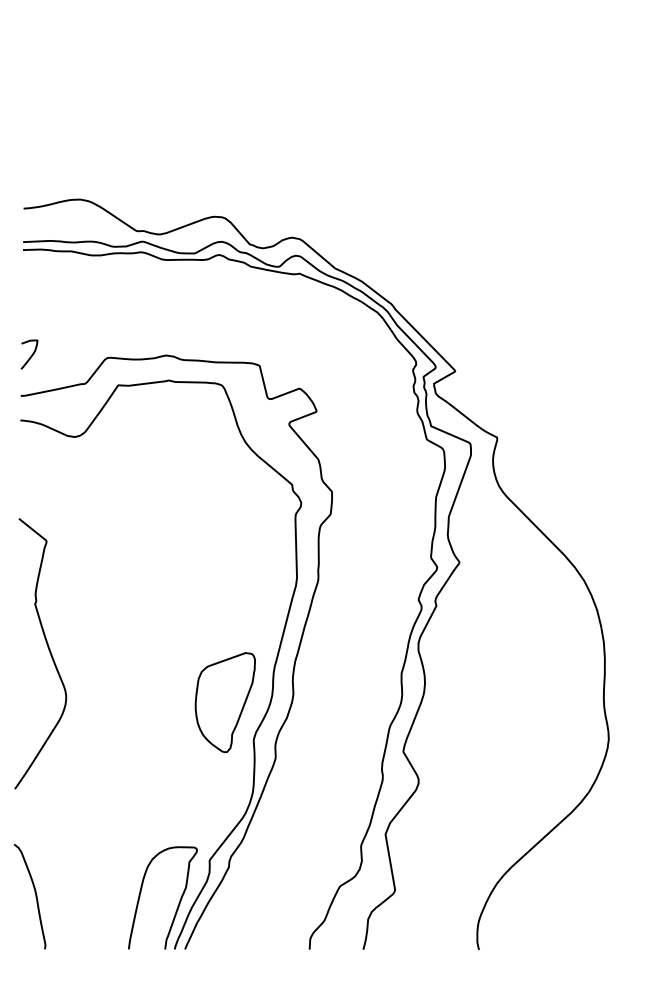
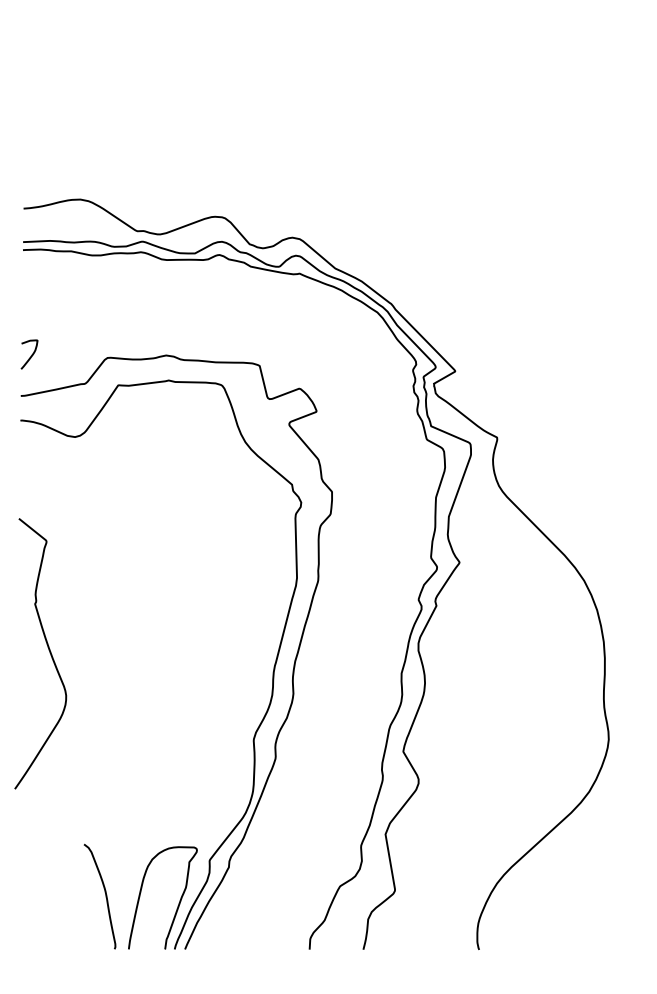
part: present -> none (224, 702)
curve position: (35, 896) -> (105, 896) (105, 896)
